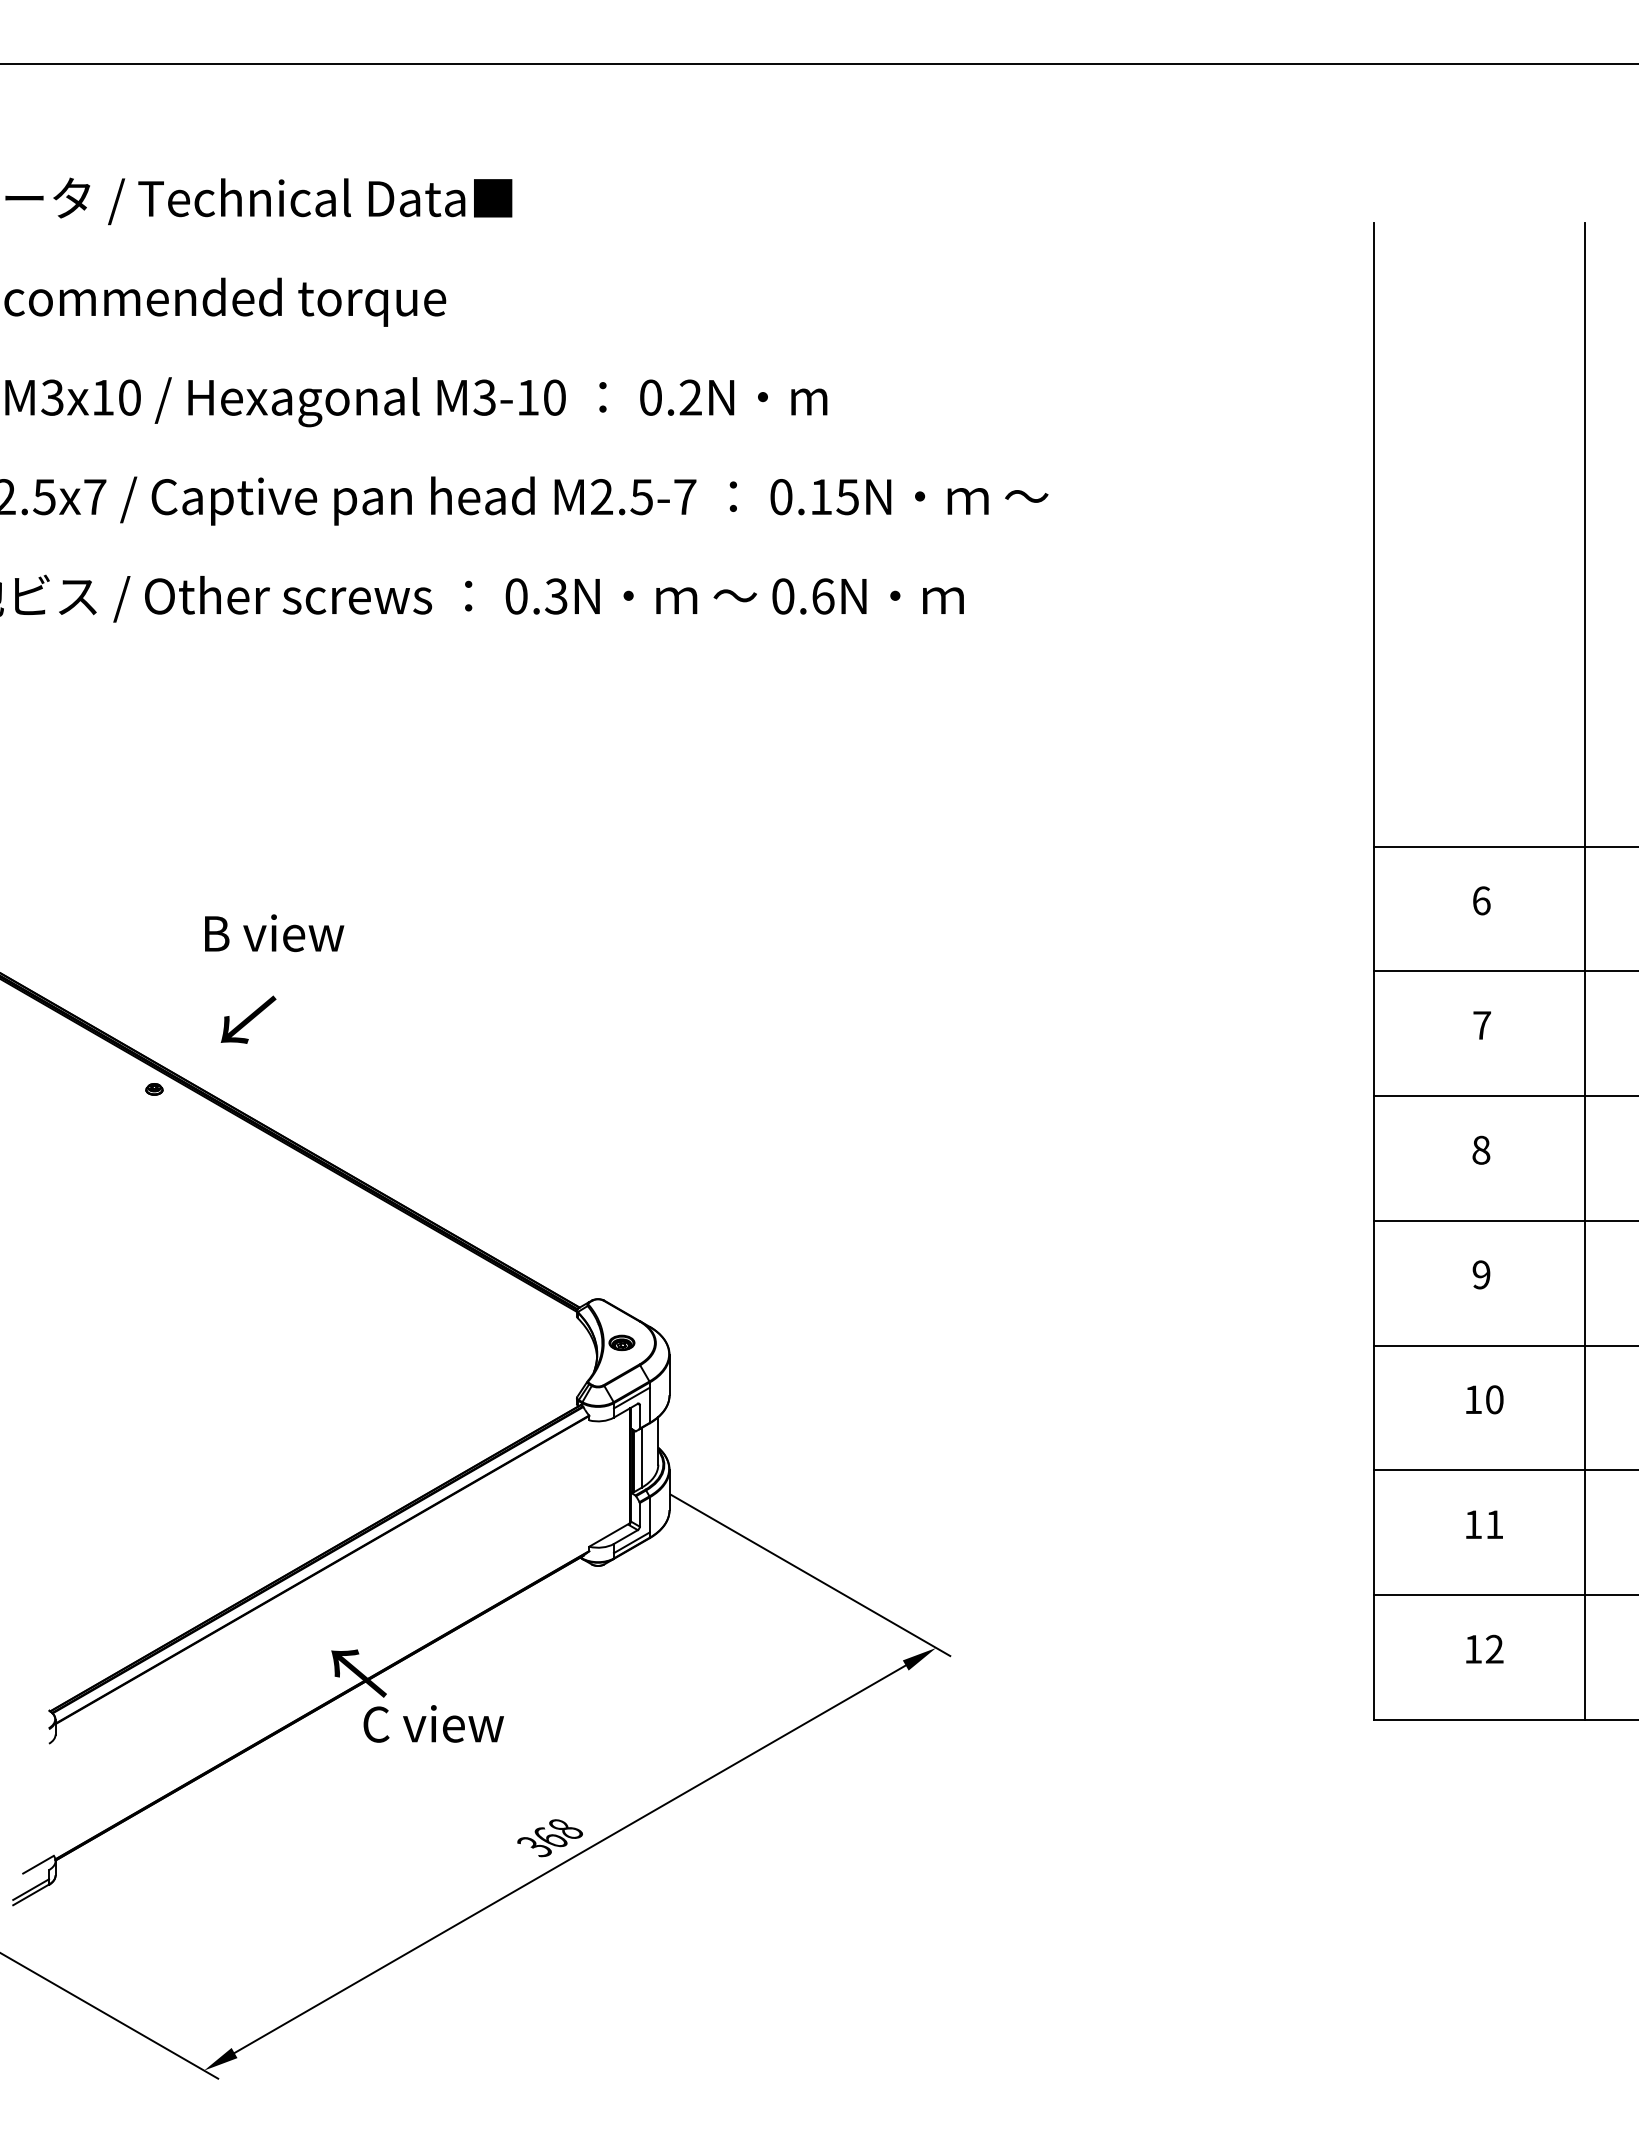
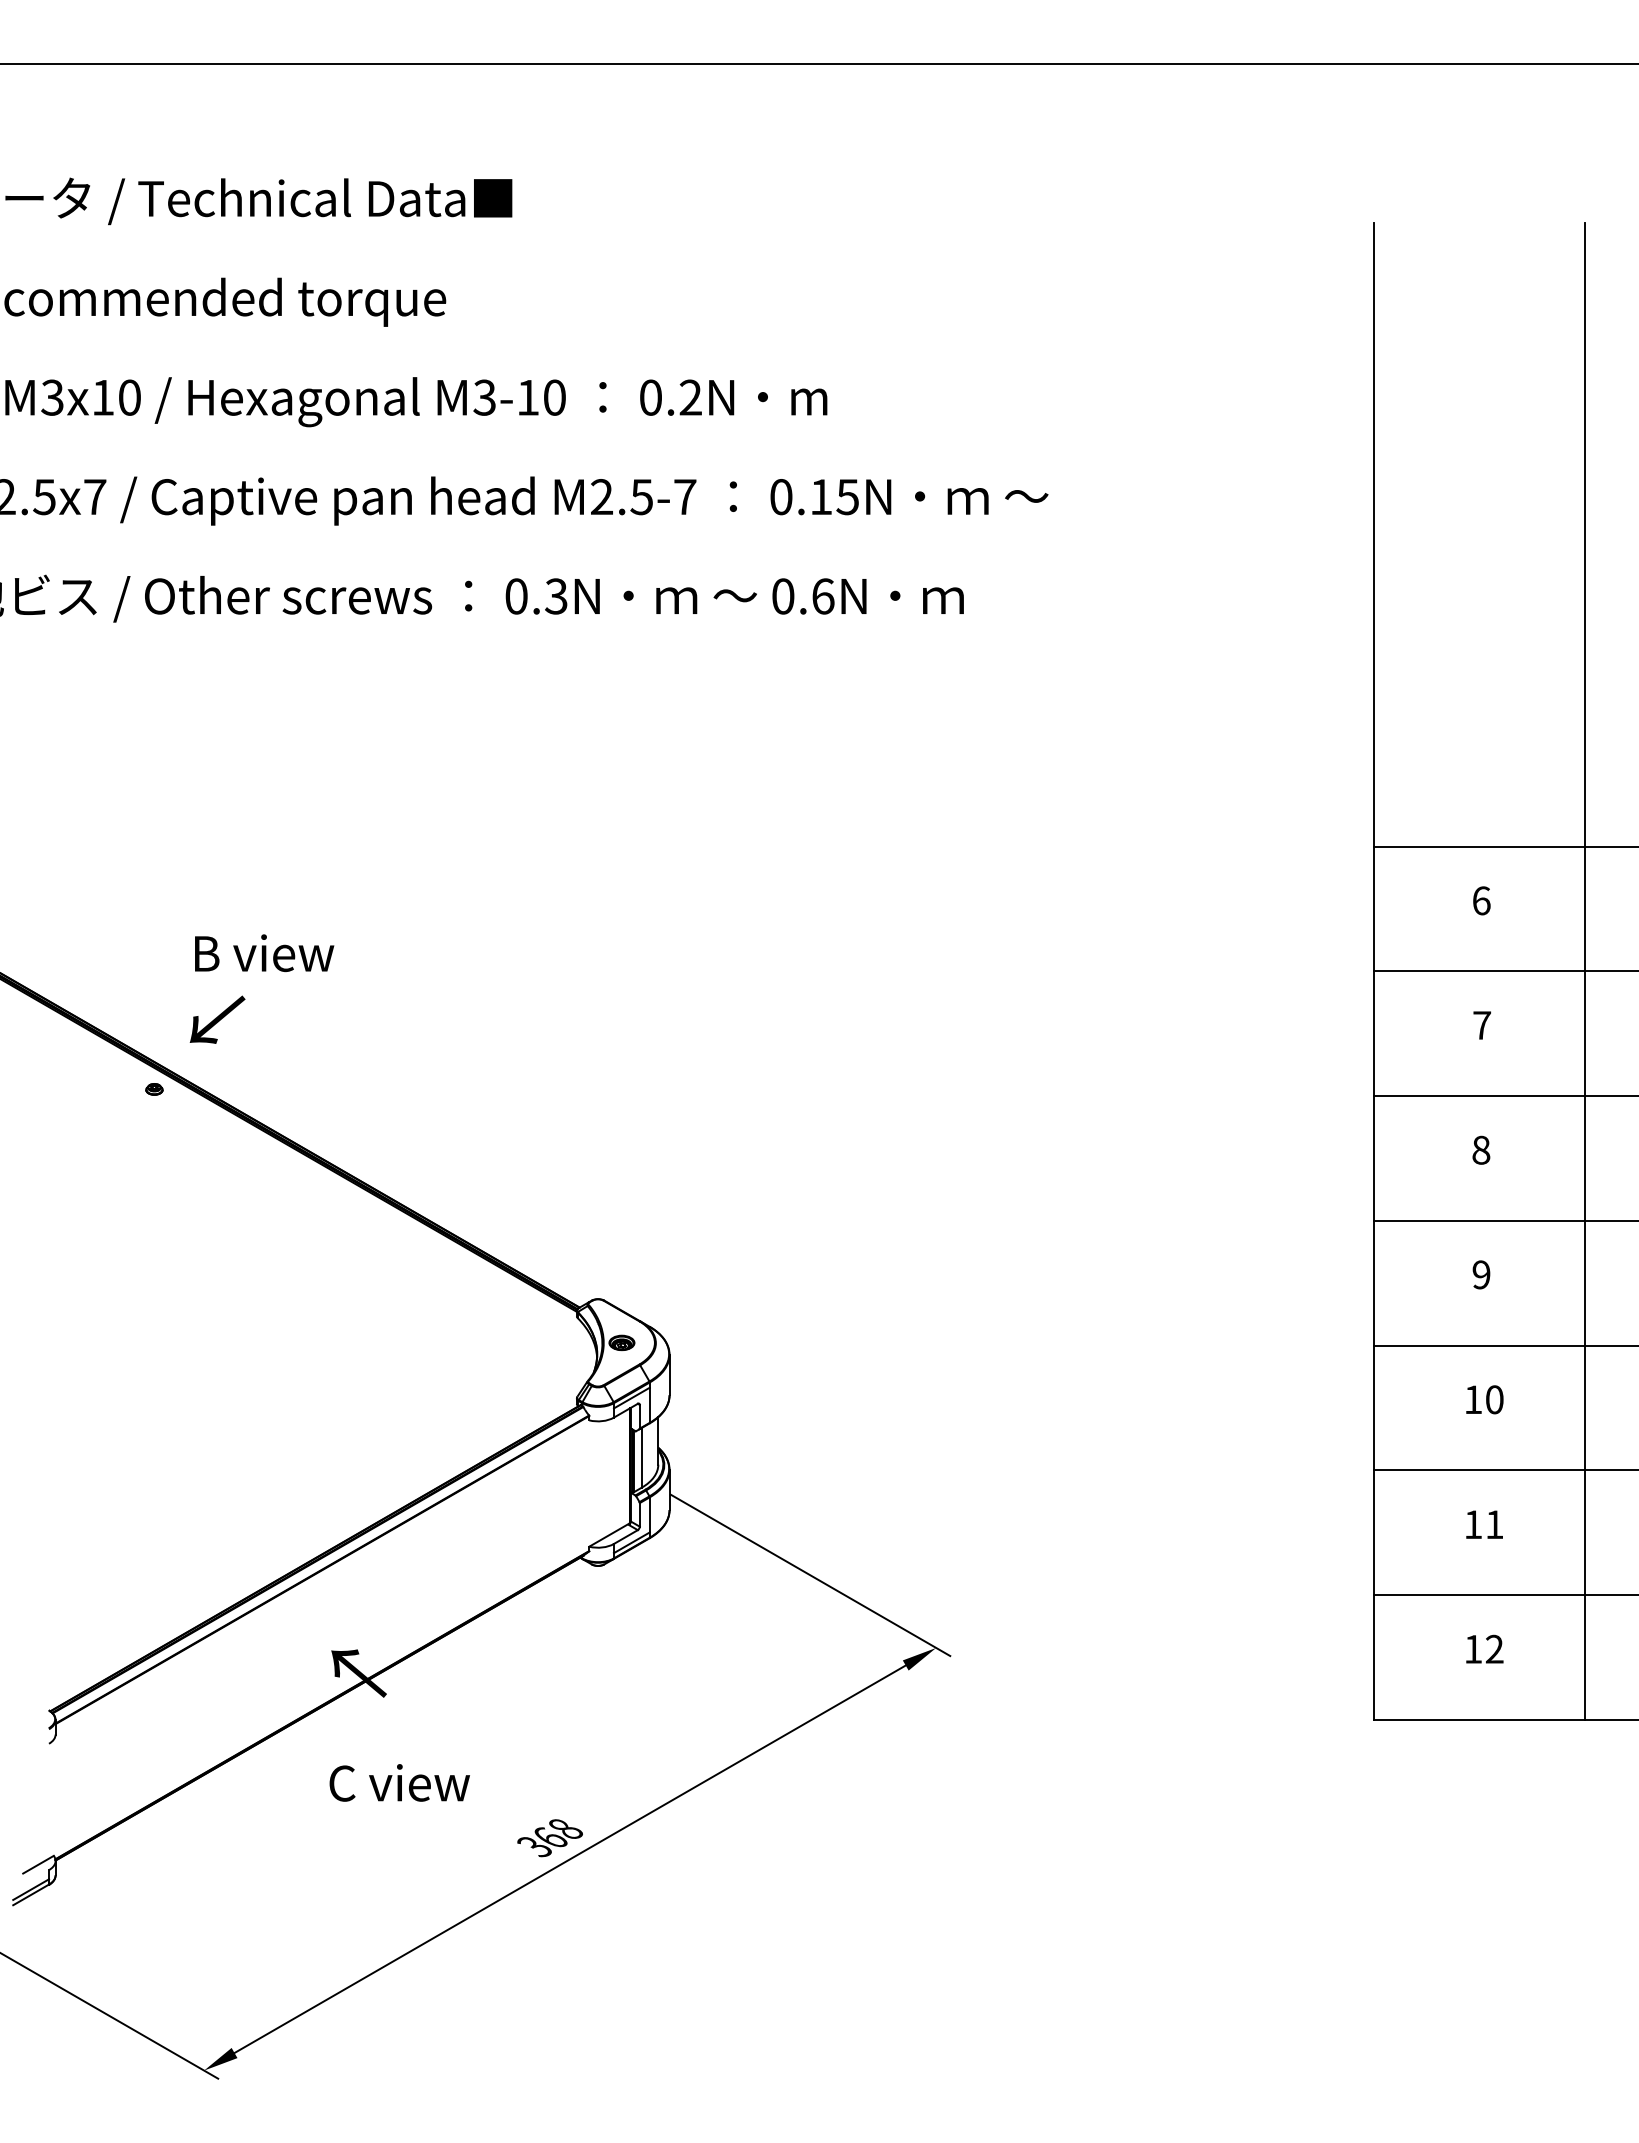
text position: (274, 933) -> (264, 953) (264, 953)
text position: (248, 1019) -> (217, 1019) (217, 1019)
text position: (433, 1723) -> (399, 1782) (399, 1782)
